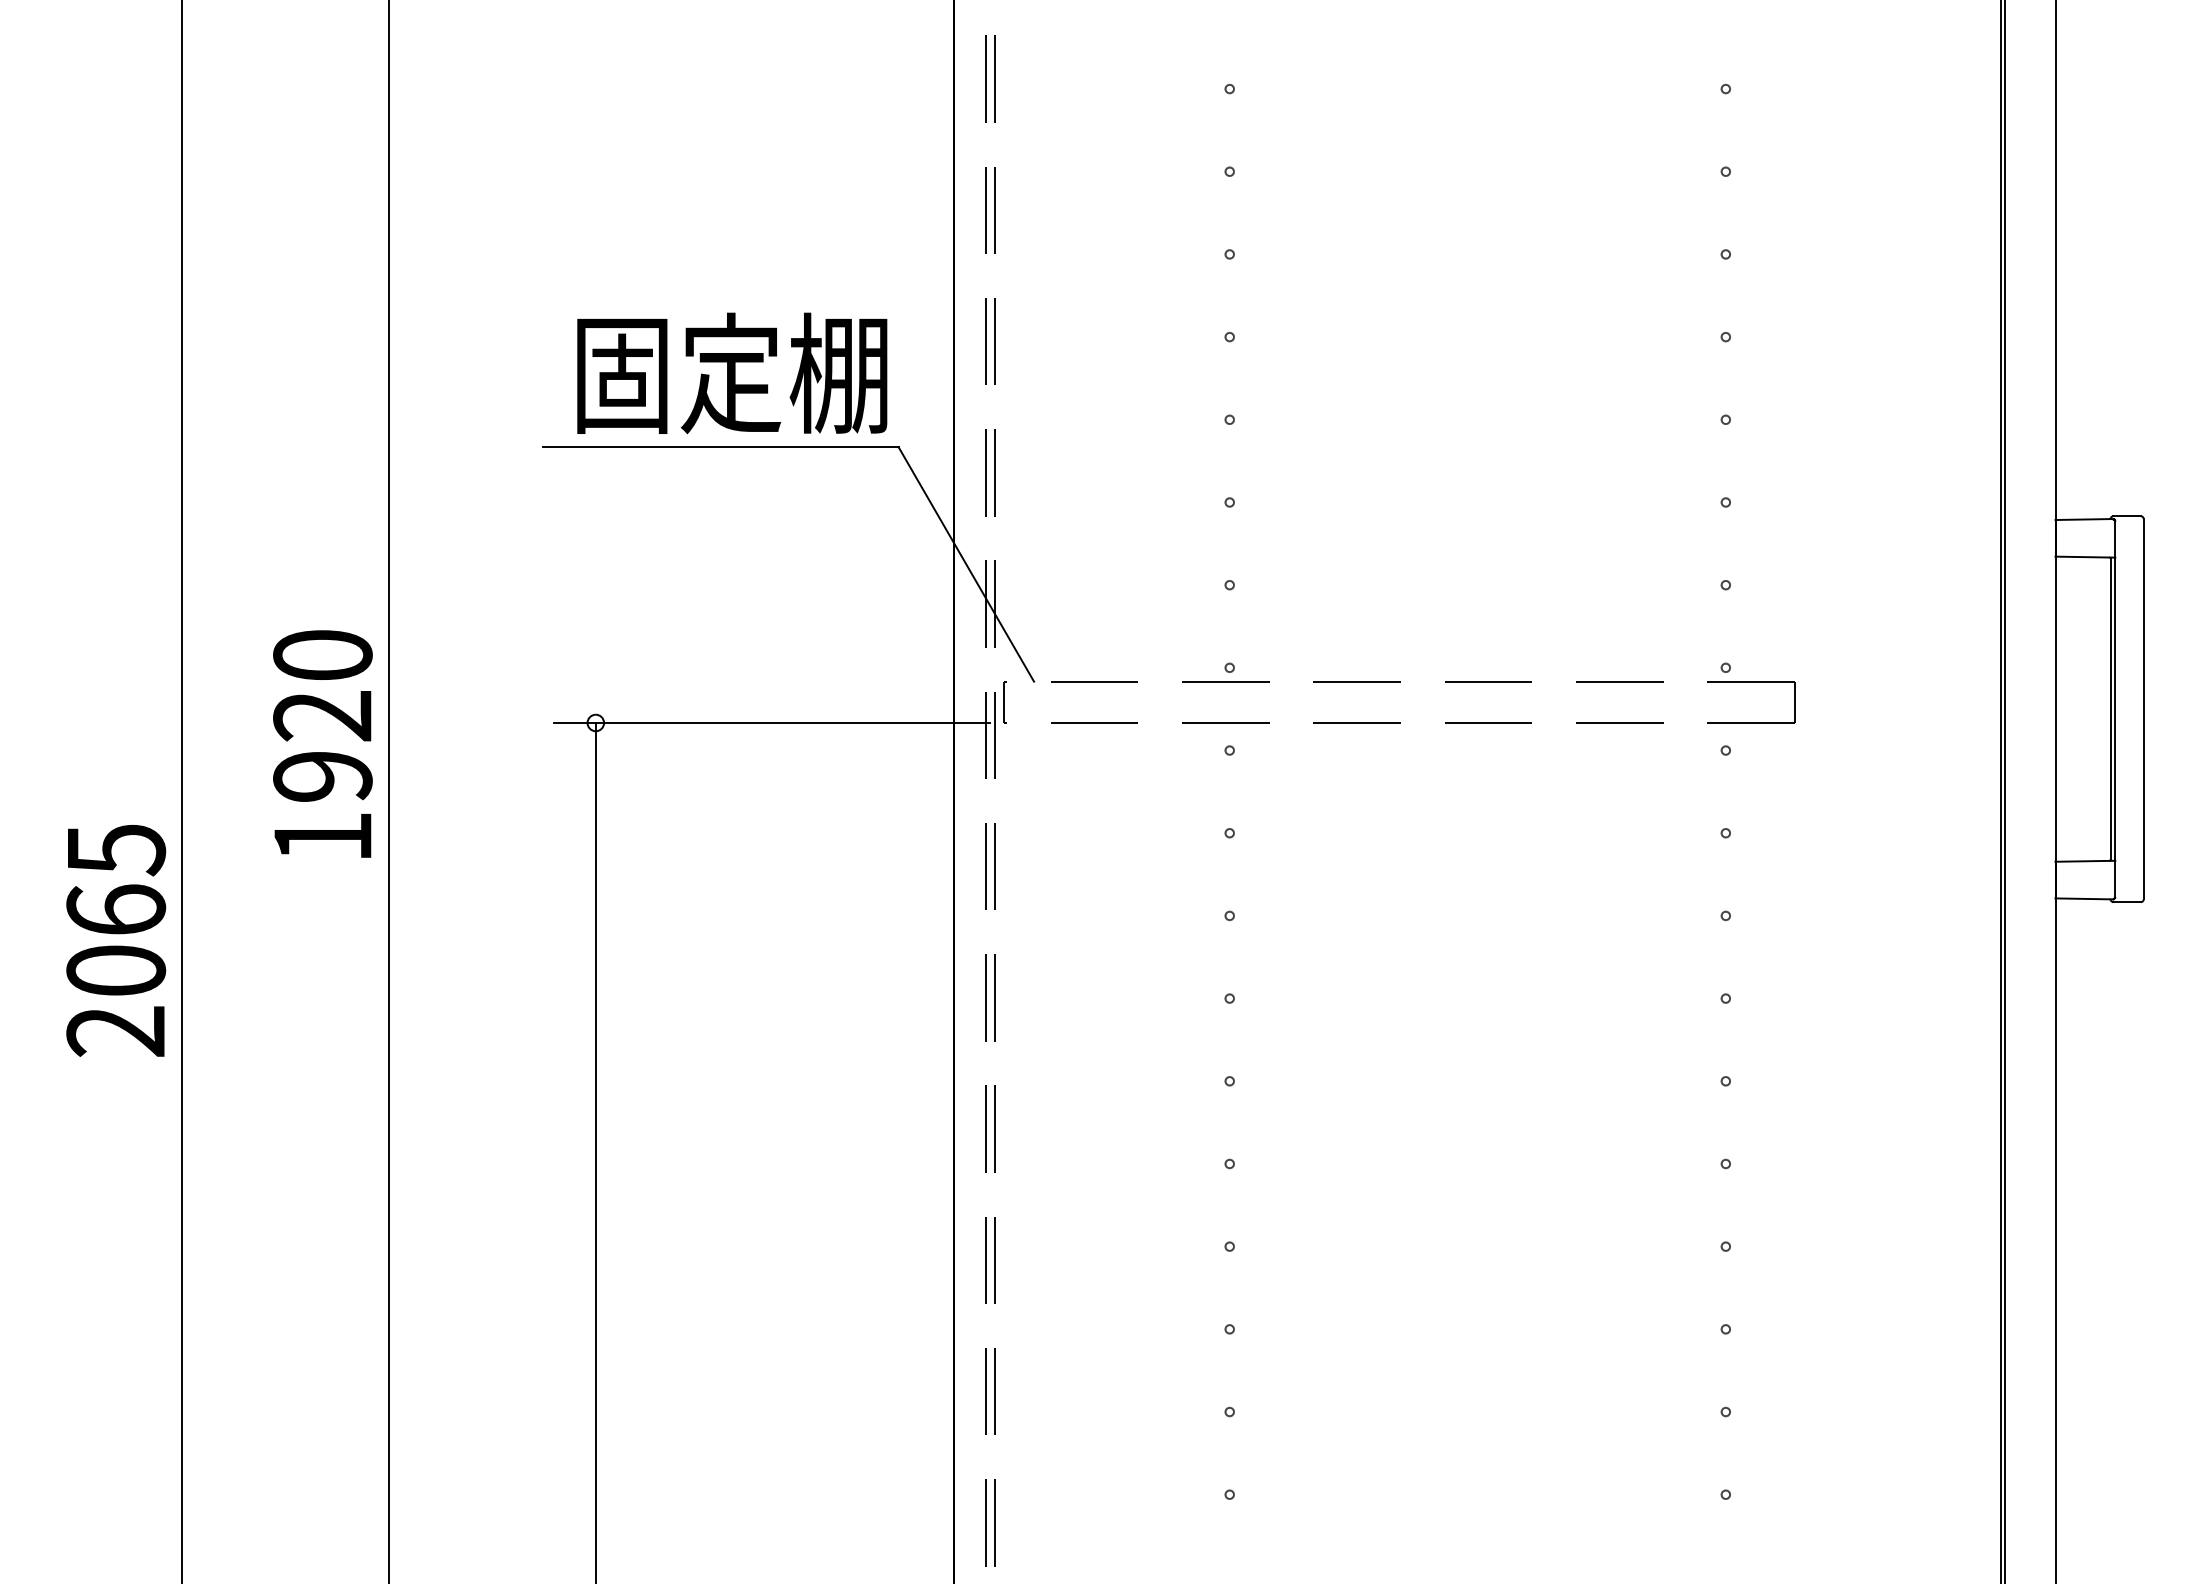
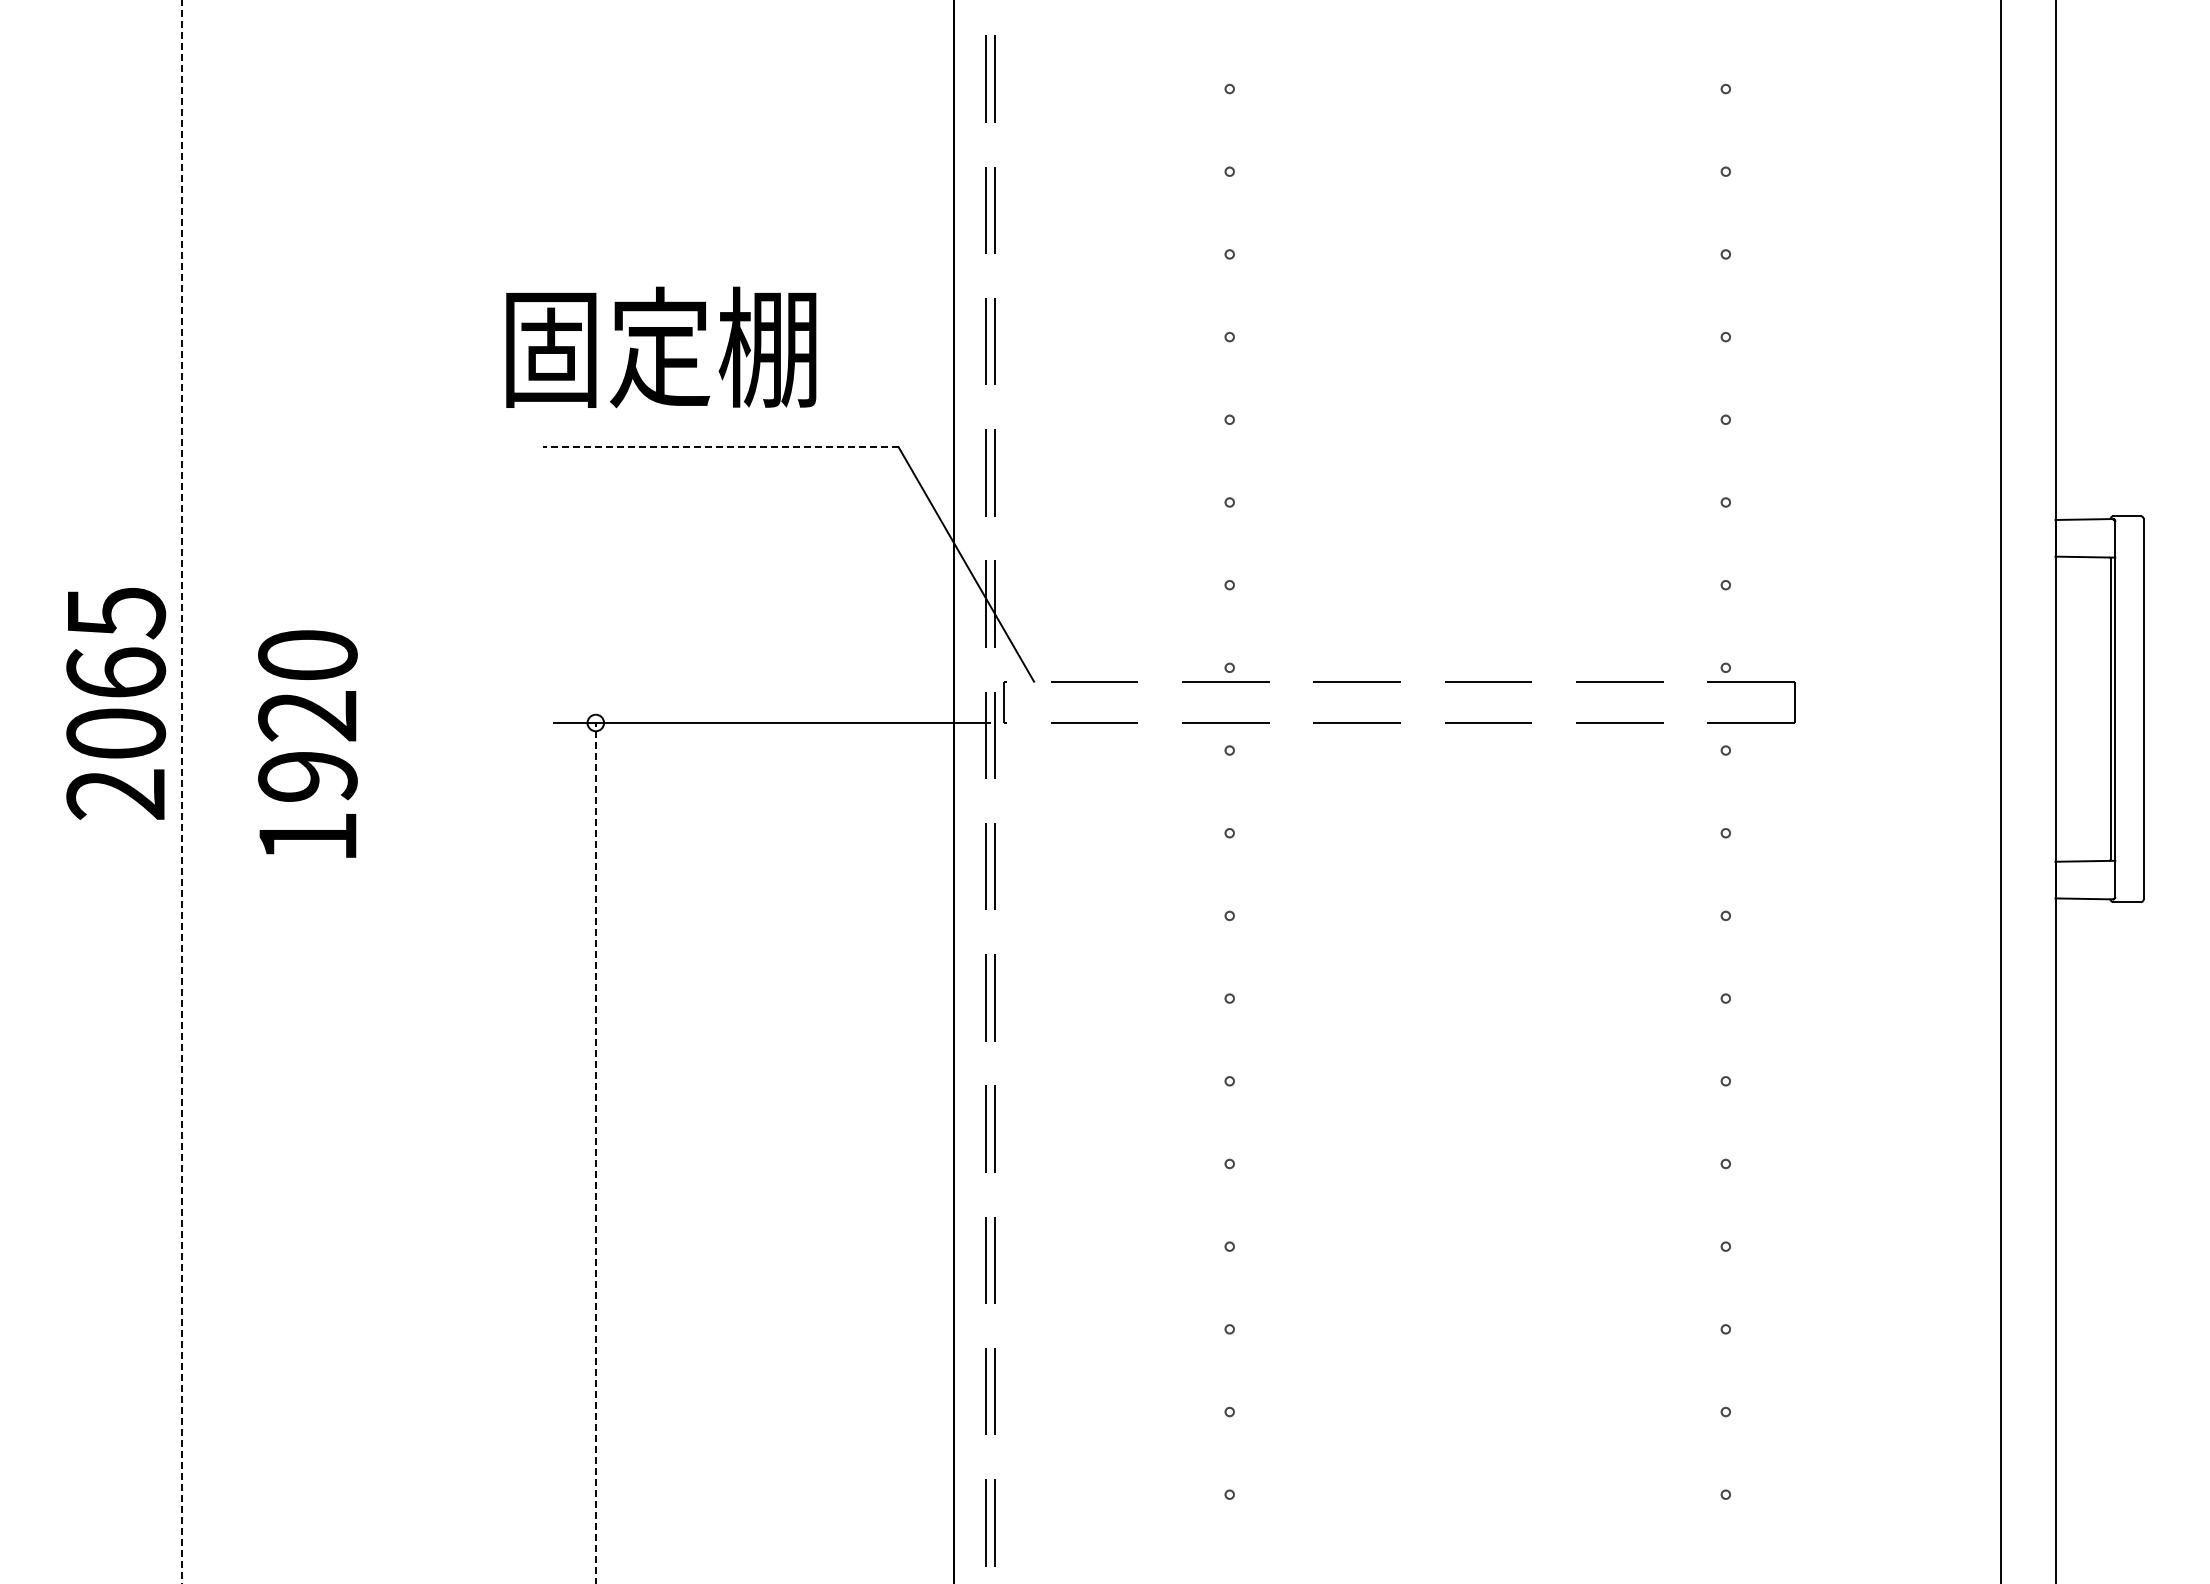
text position: (732, 373) -> (661, 347) (661, 347)
line: solid -> dashed (721, 447)
text position: (322, 743) -> (307, 743) (307, 743)
line: present -> none (389, 791)
line: present -> none (2004, 791)
line: solid -> dashed (182, 792)
text position: (116, 940) -> (116, 703) (116, 703)
line: solid -> dashed (595, 1152)
